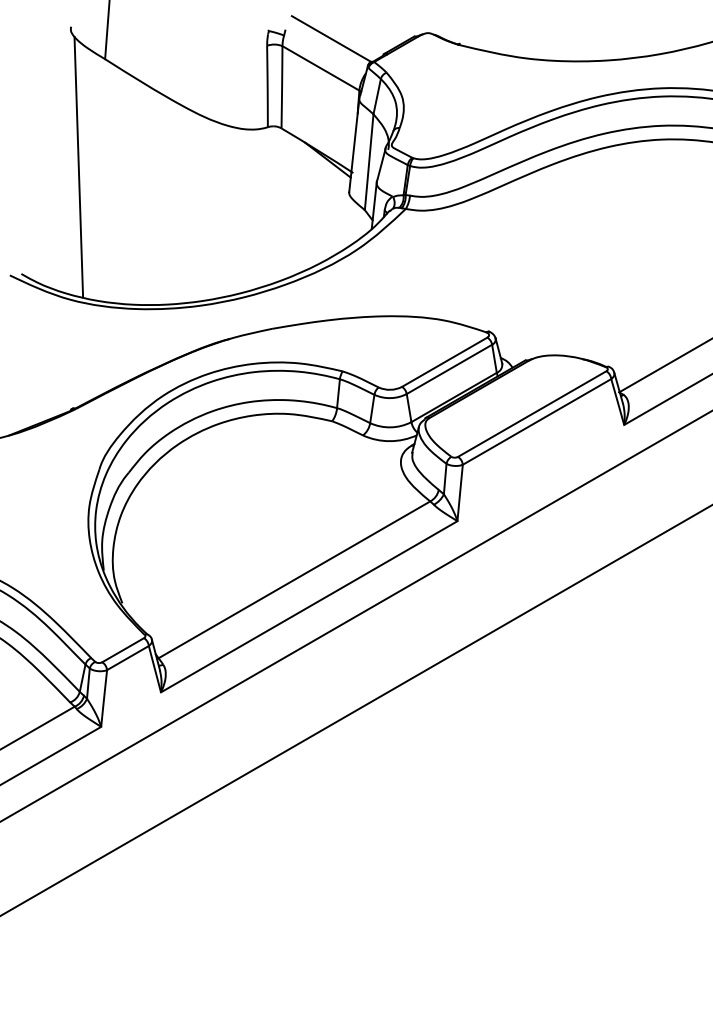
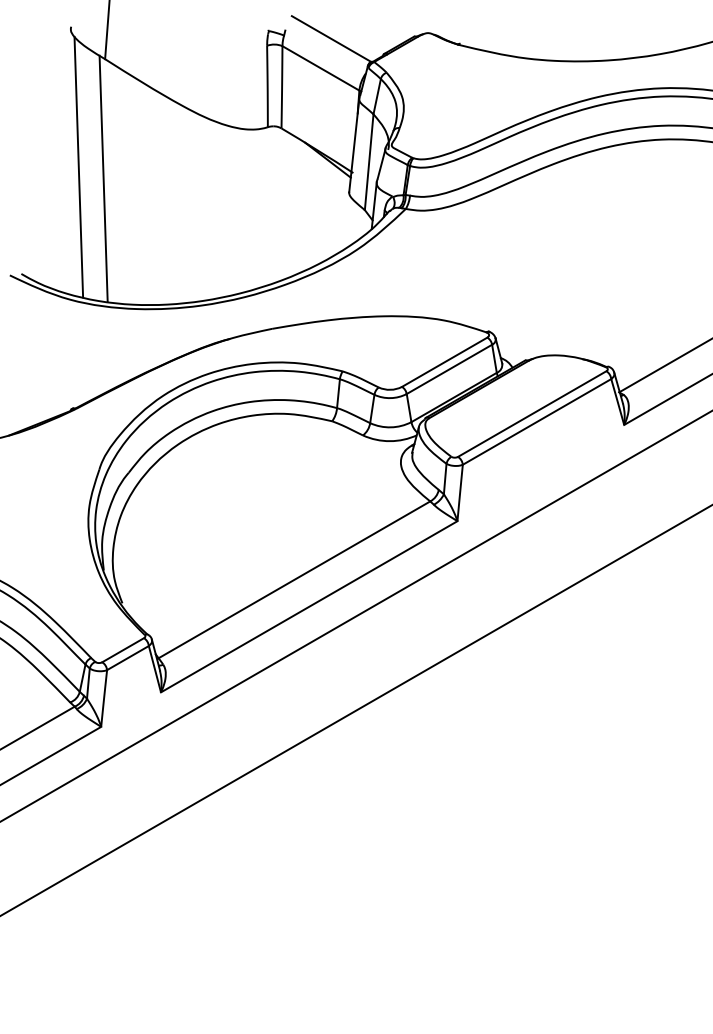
line: none -> present (103, 178)
